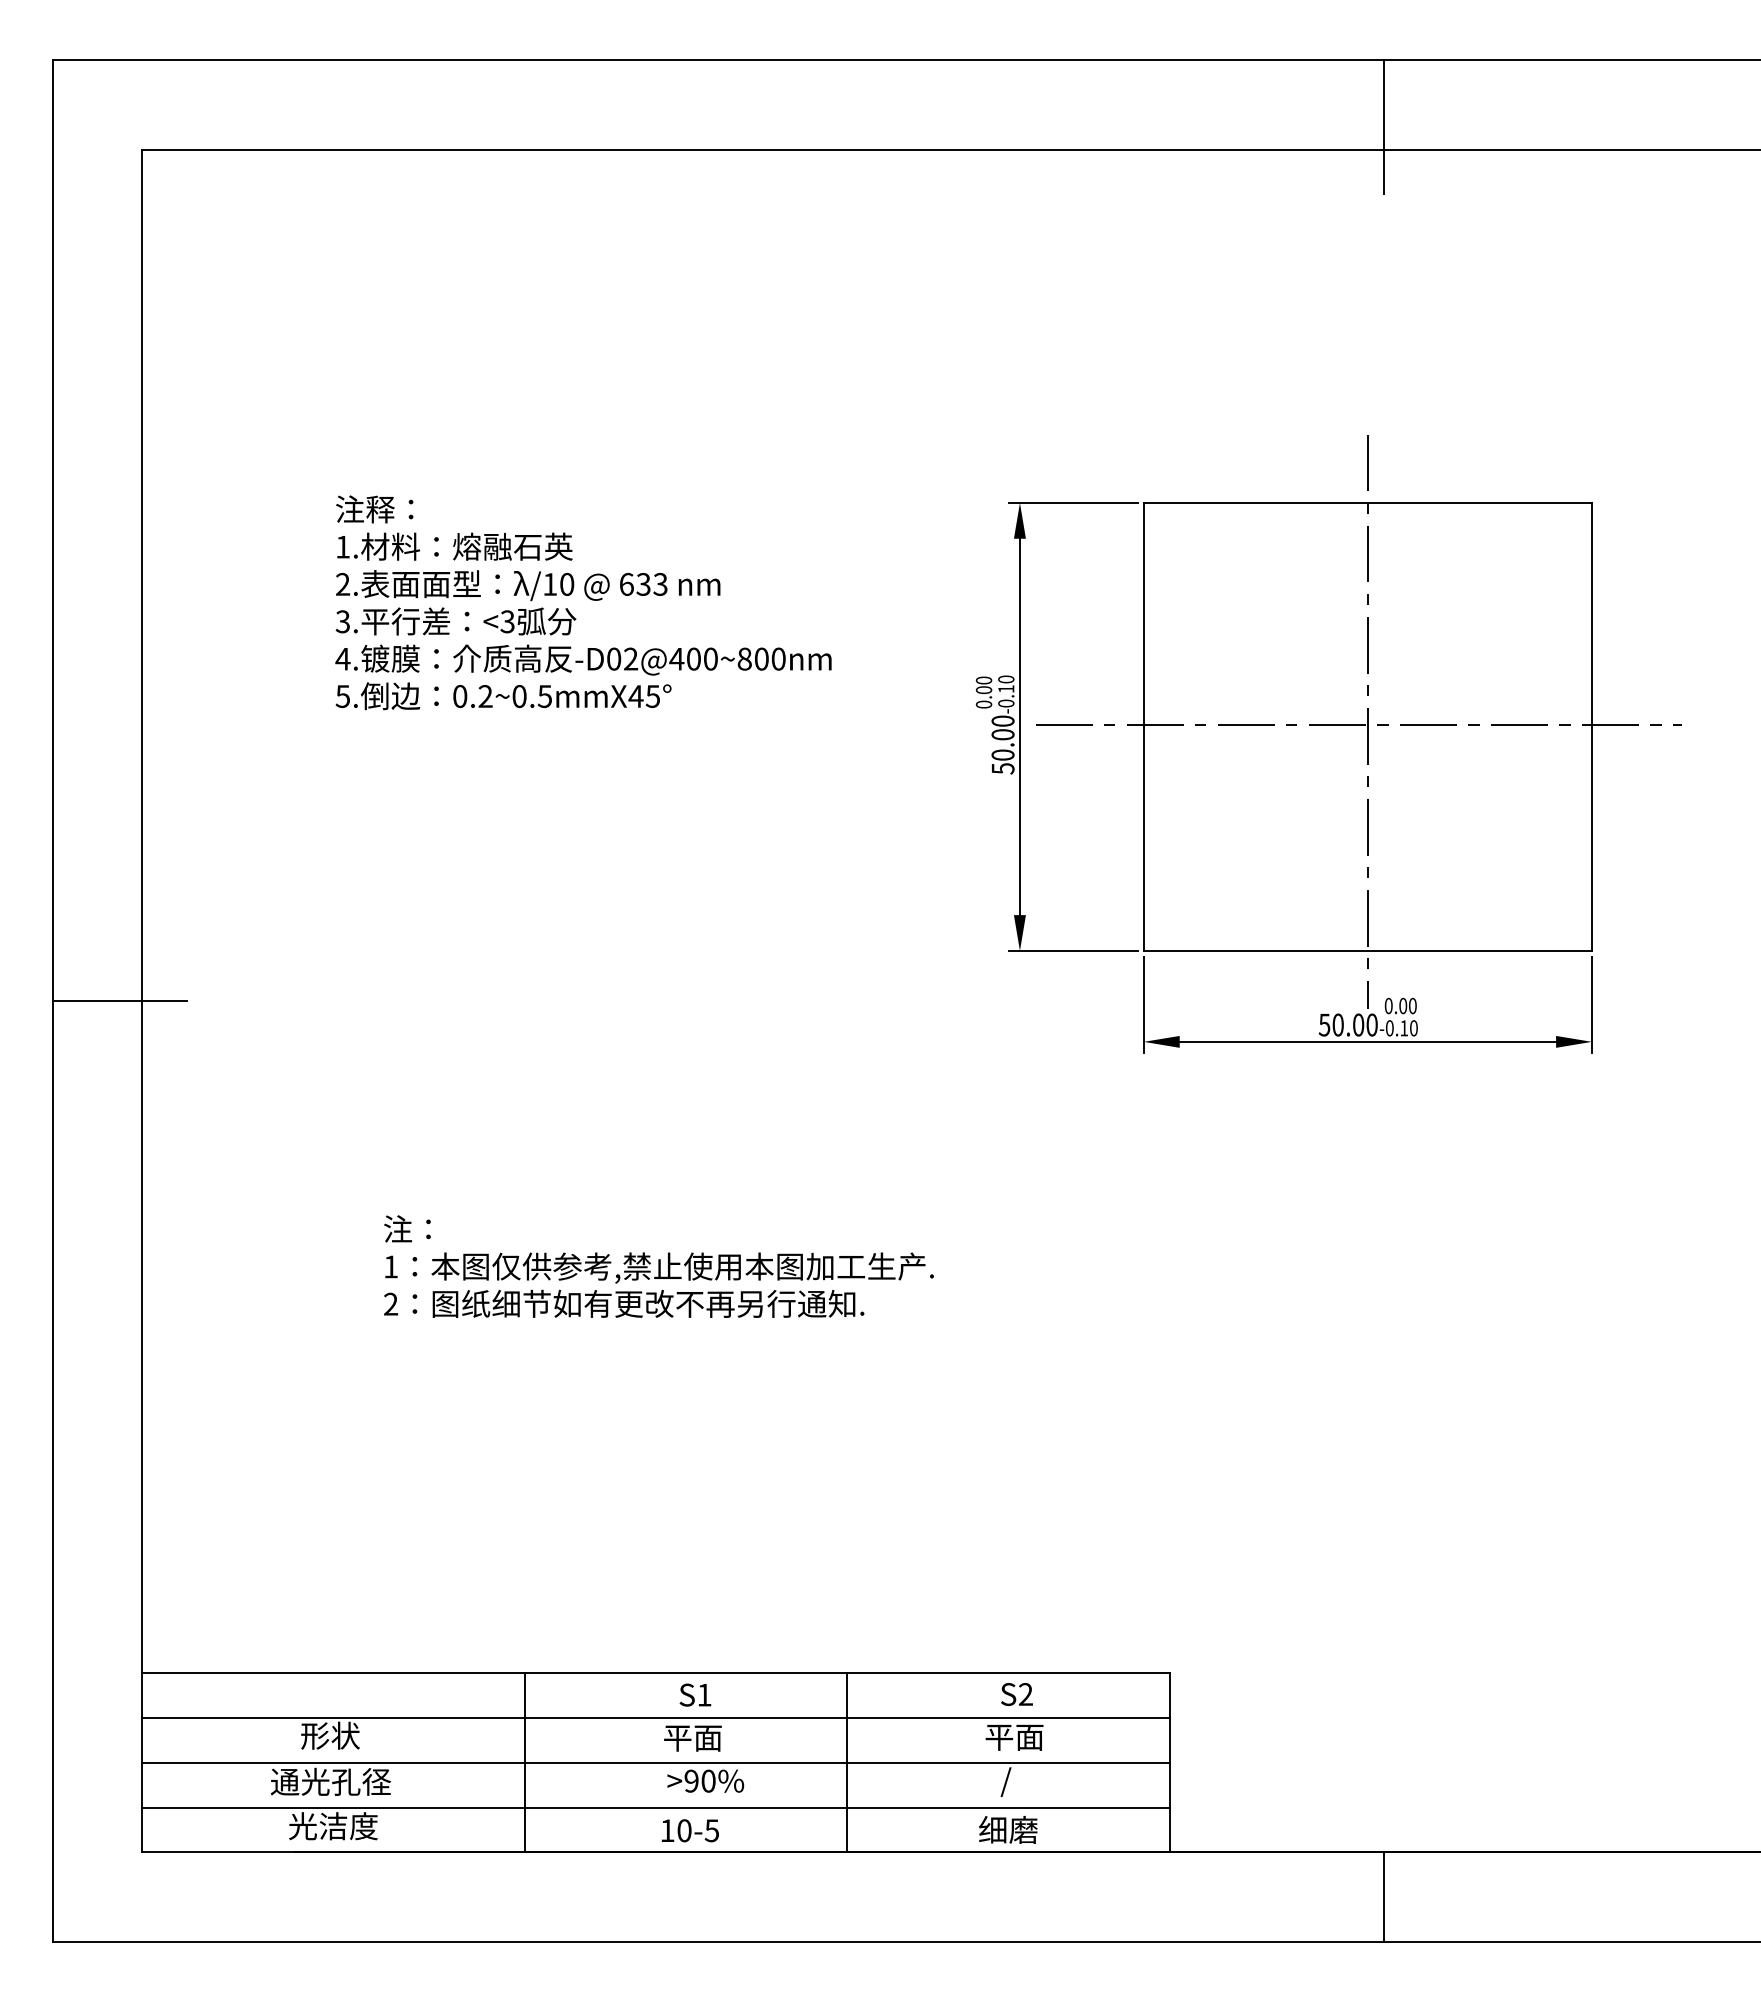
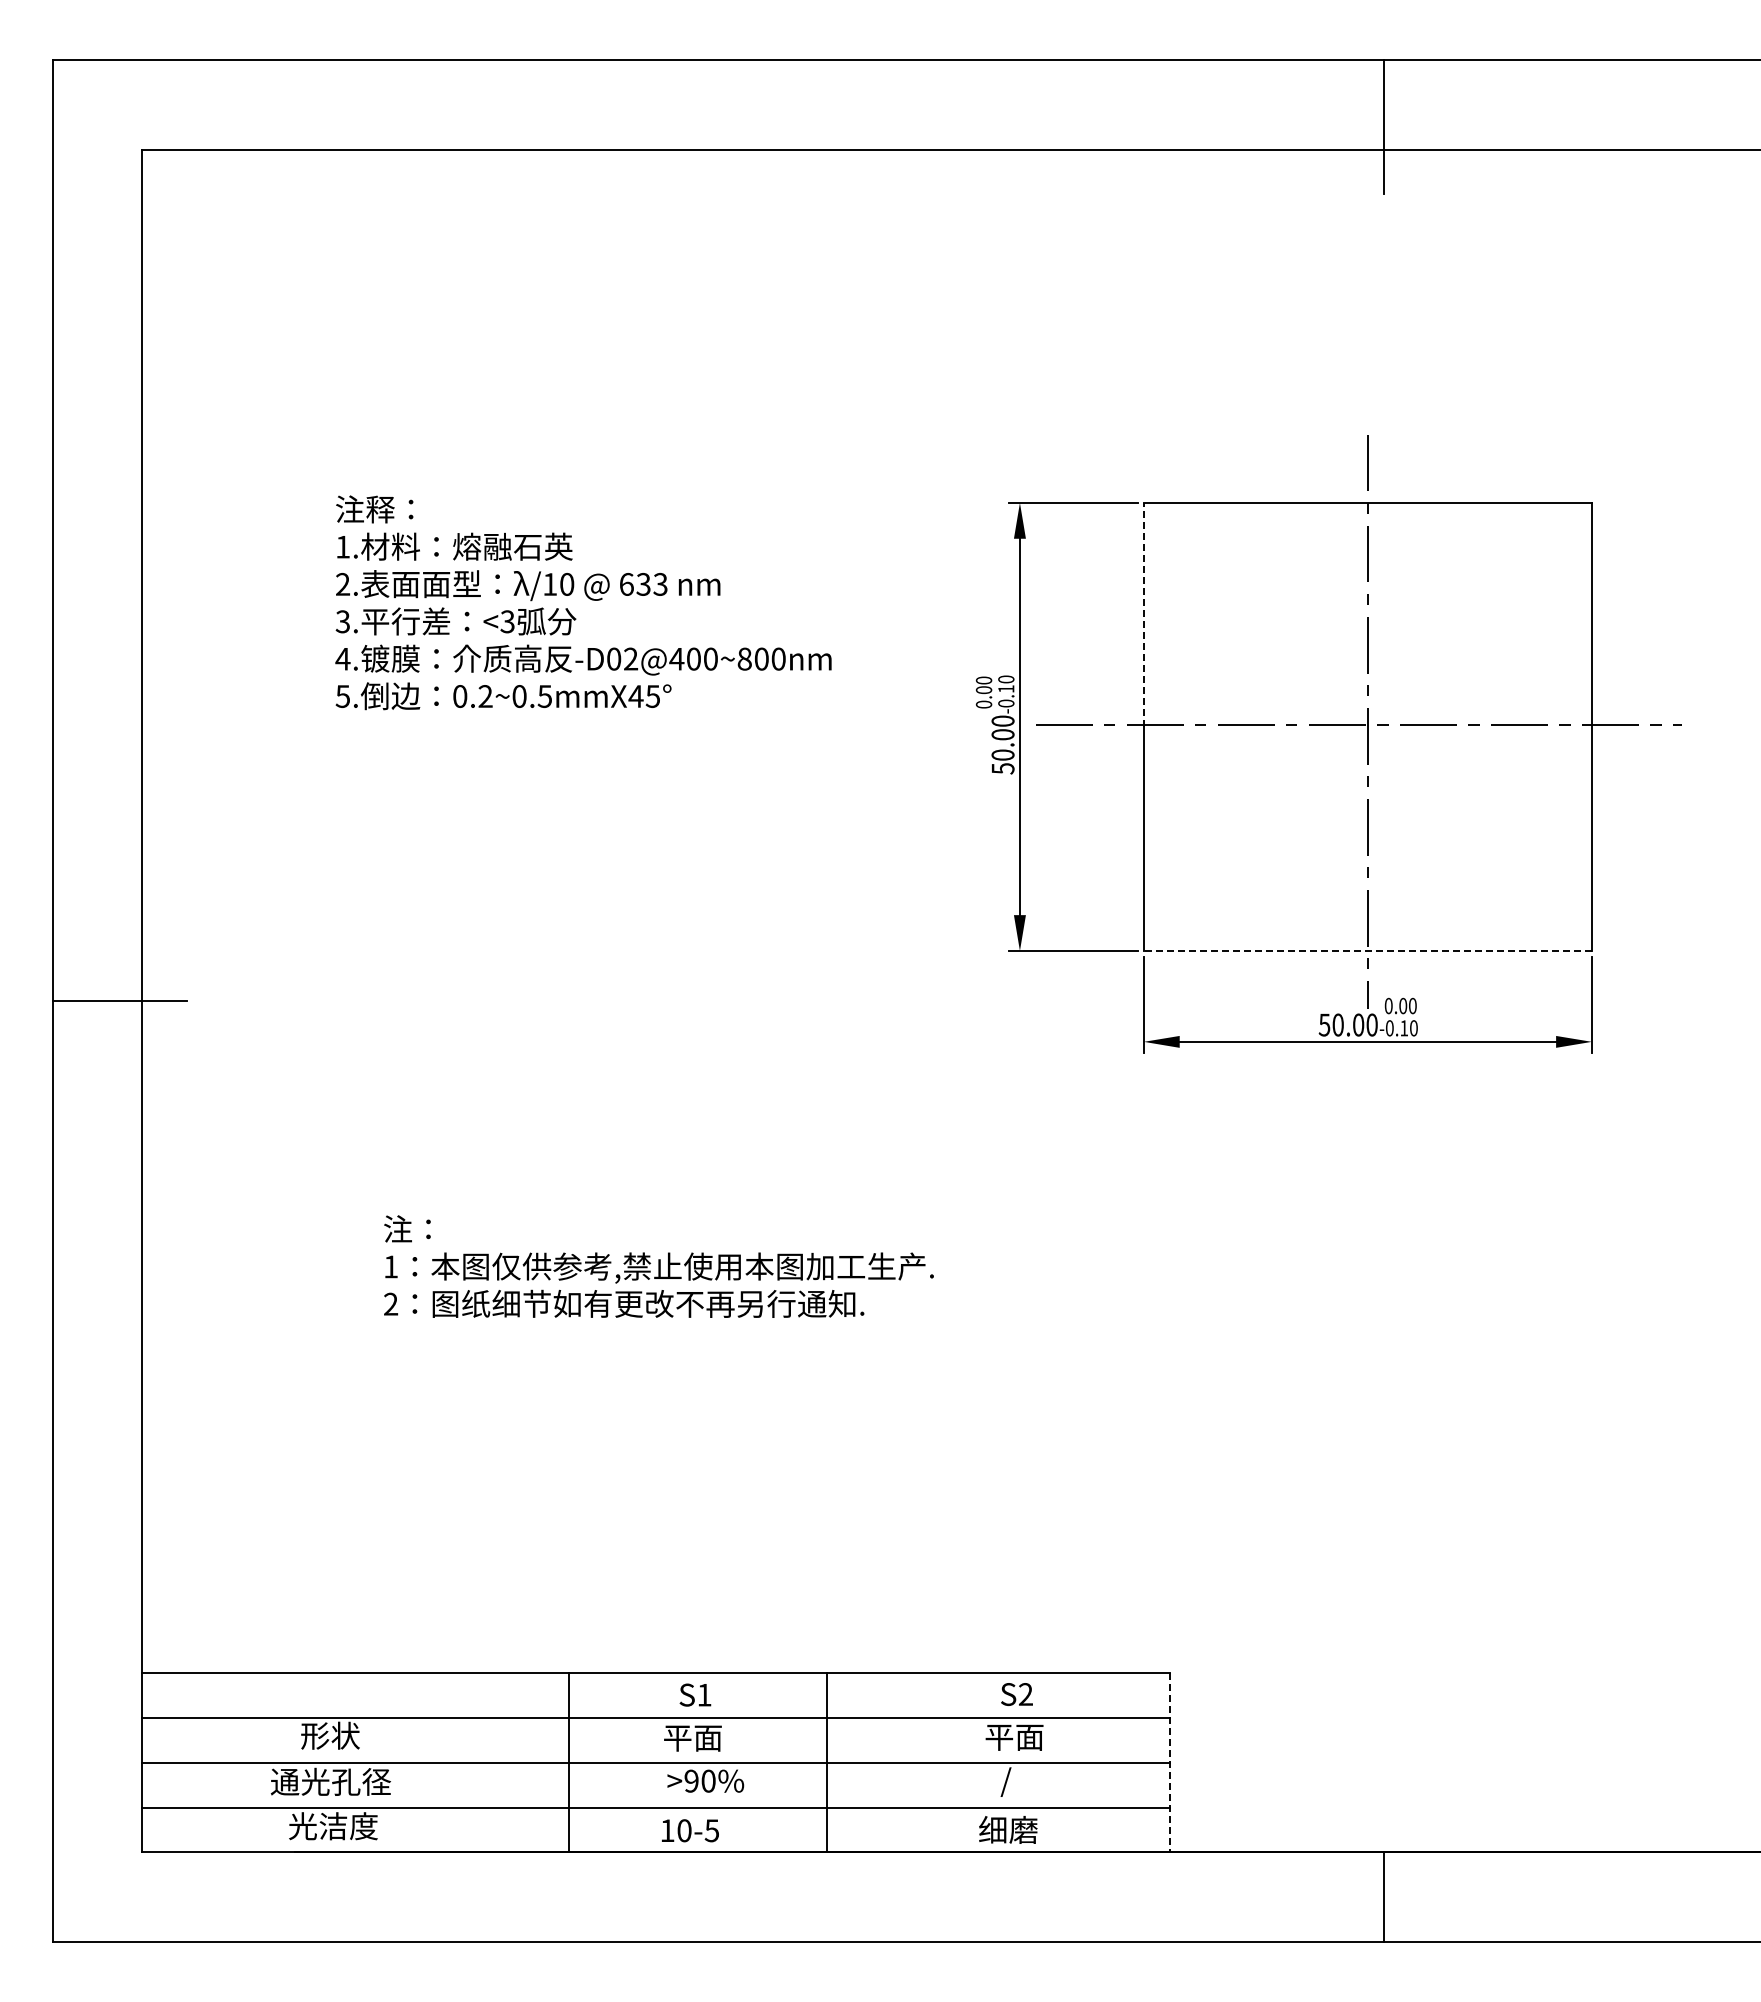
line: solid -> dashed (1143, 614)
line: solid -> dashed (1367, 950)
line position: (524, 1762) -> (568, 1762) (568, 1762)
line position: (847, 1762) -> (827, 1762) (827, 1762)
line: solid -> dashed (1169, 1762)
